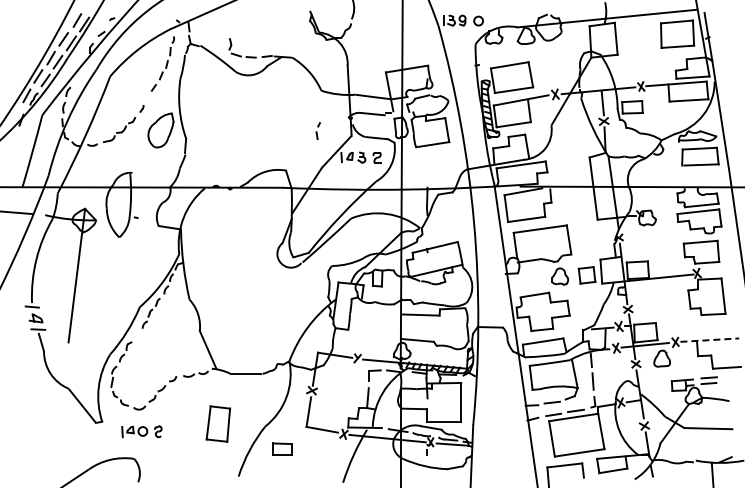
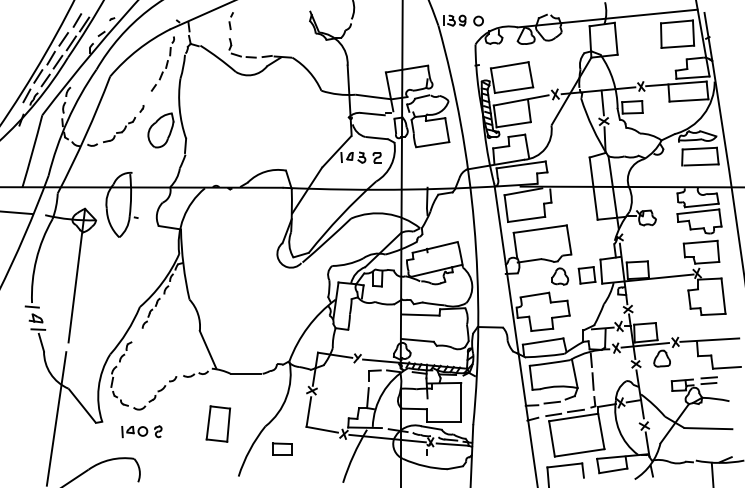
part position: (317, 130) -> (230, 20) (230, 20)
line: dashed -> solid (710, 340)
line: none -> present (56, 418)
